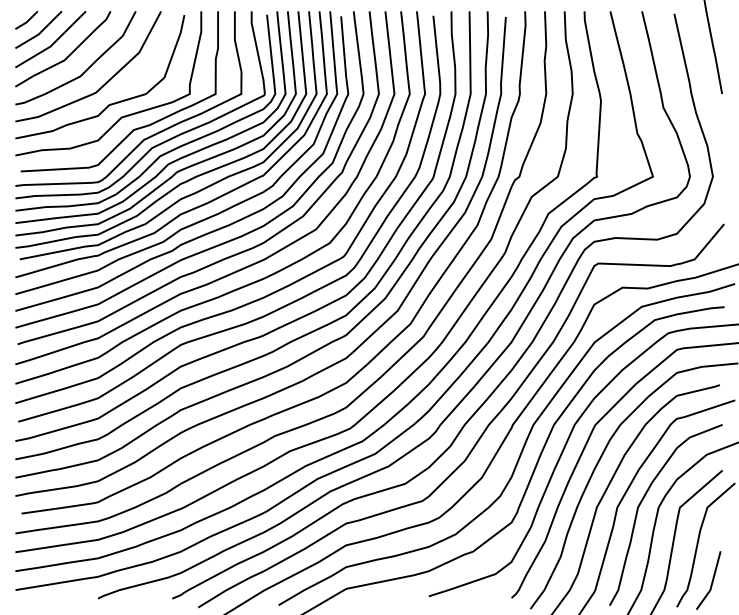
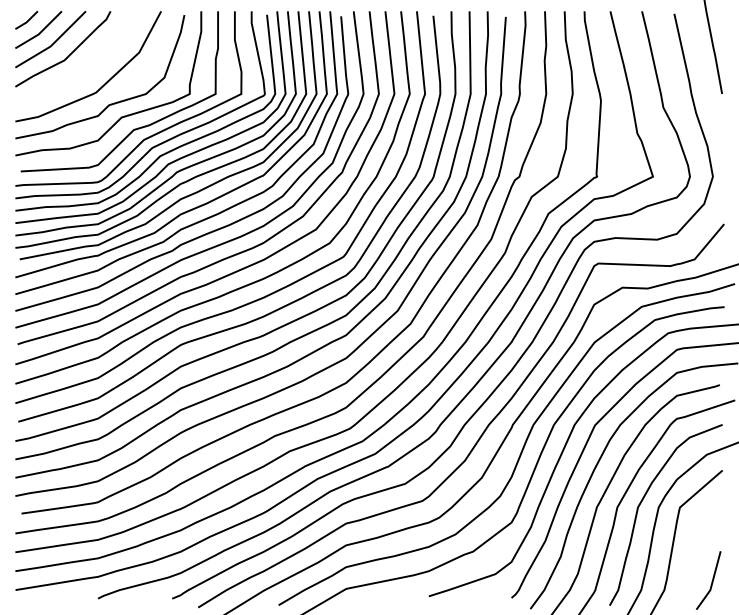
curve: present -> none (86, 69)
curve: present -> none (698, 544)
